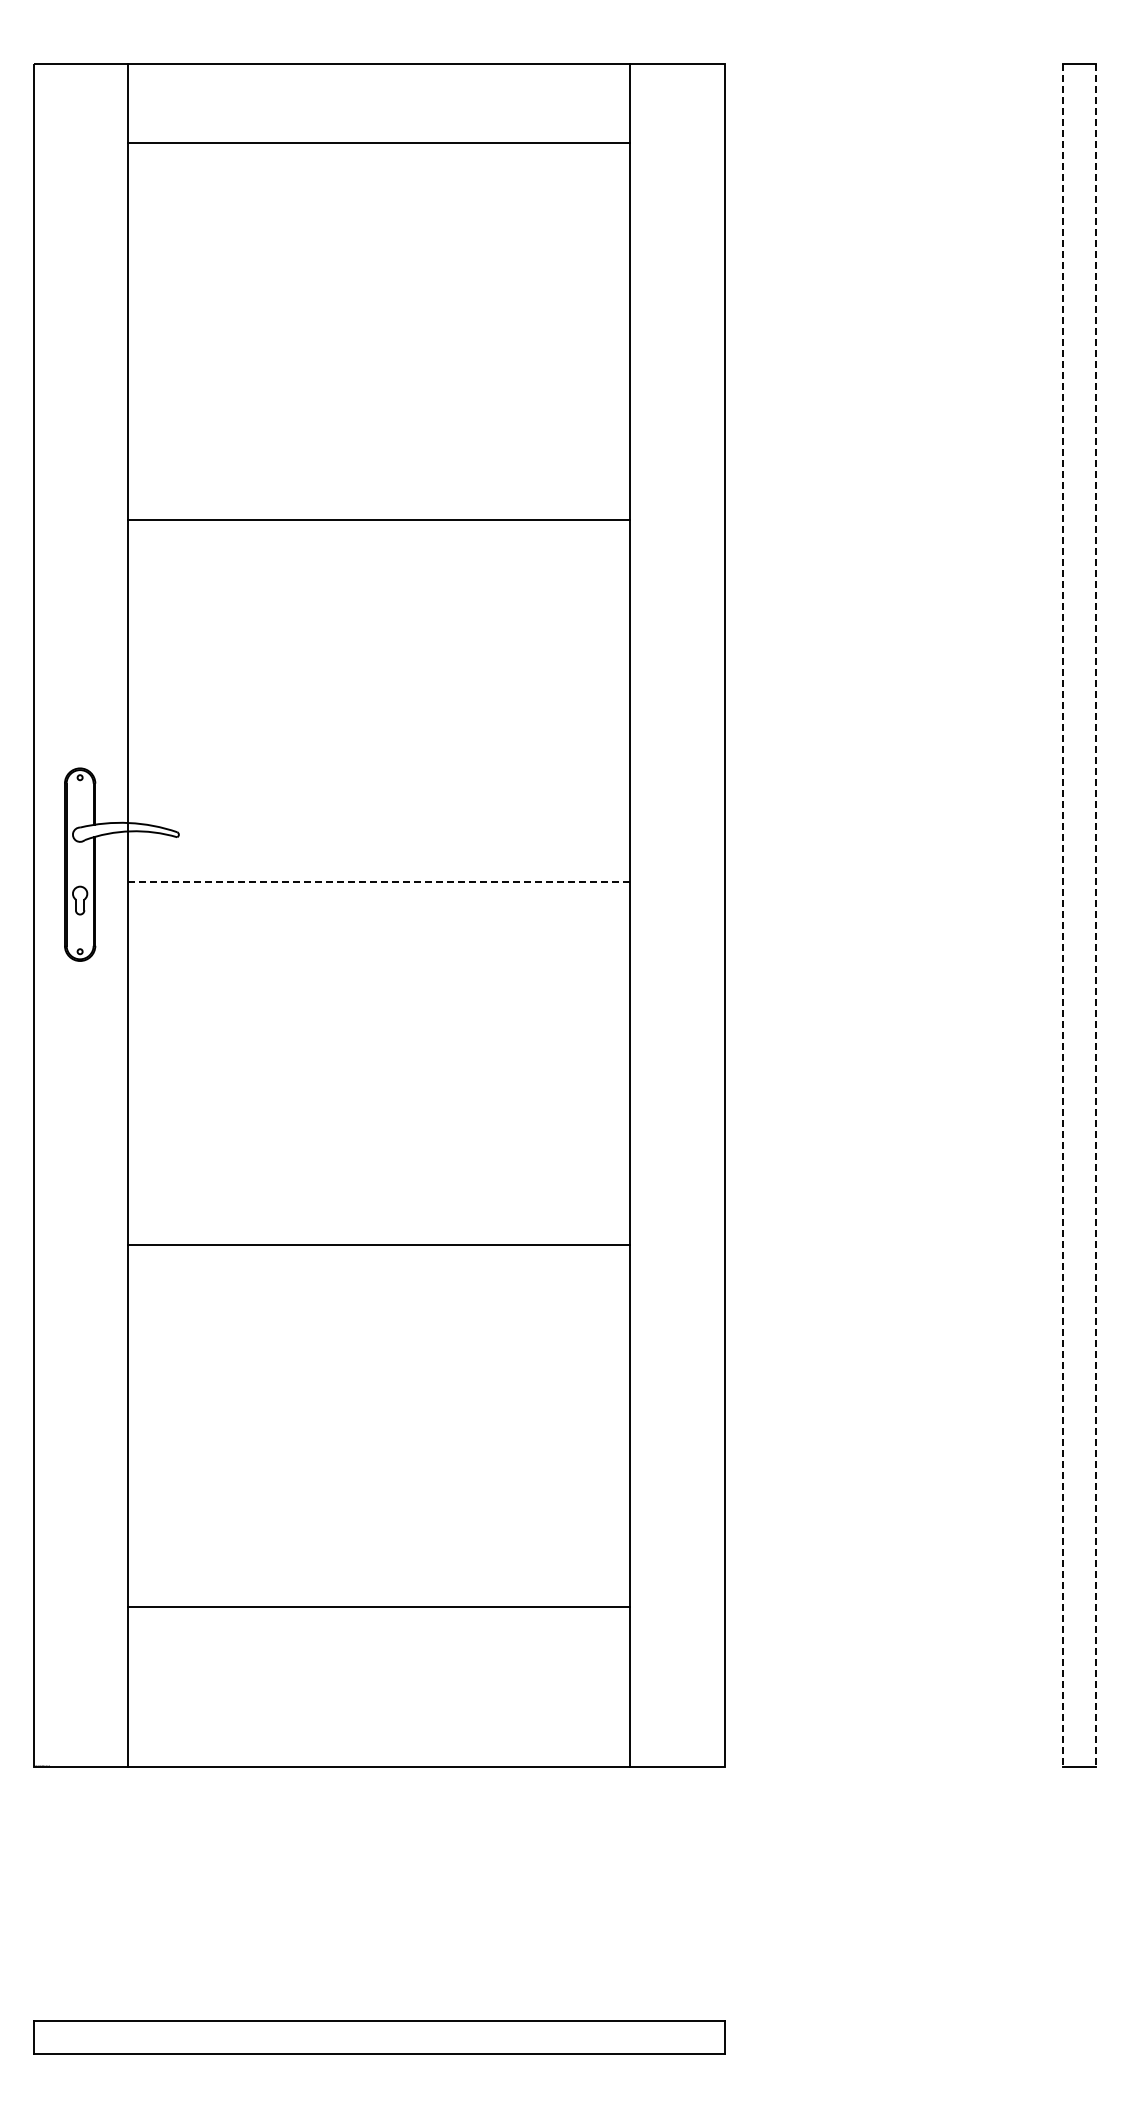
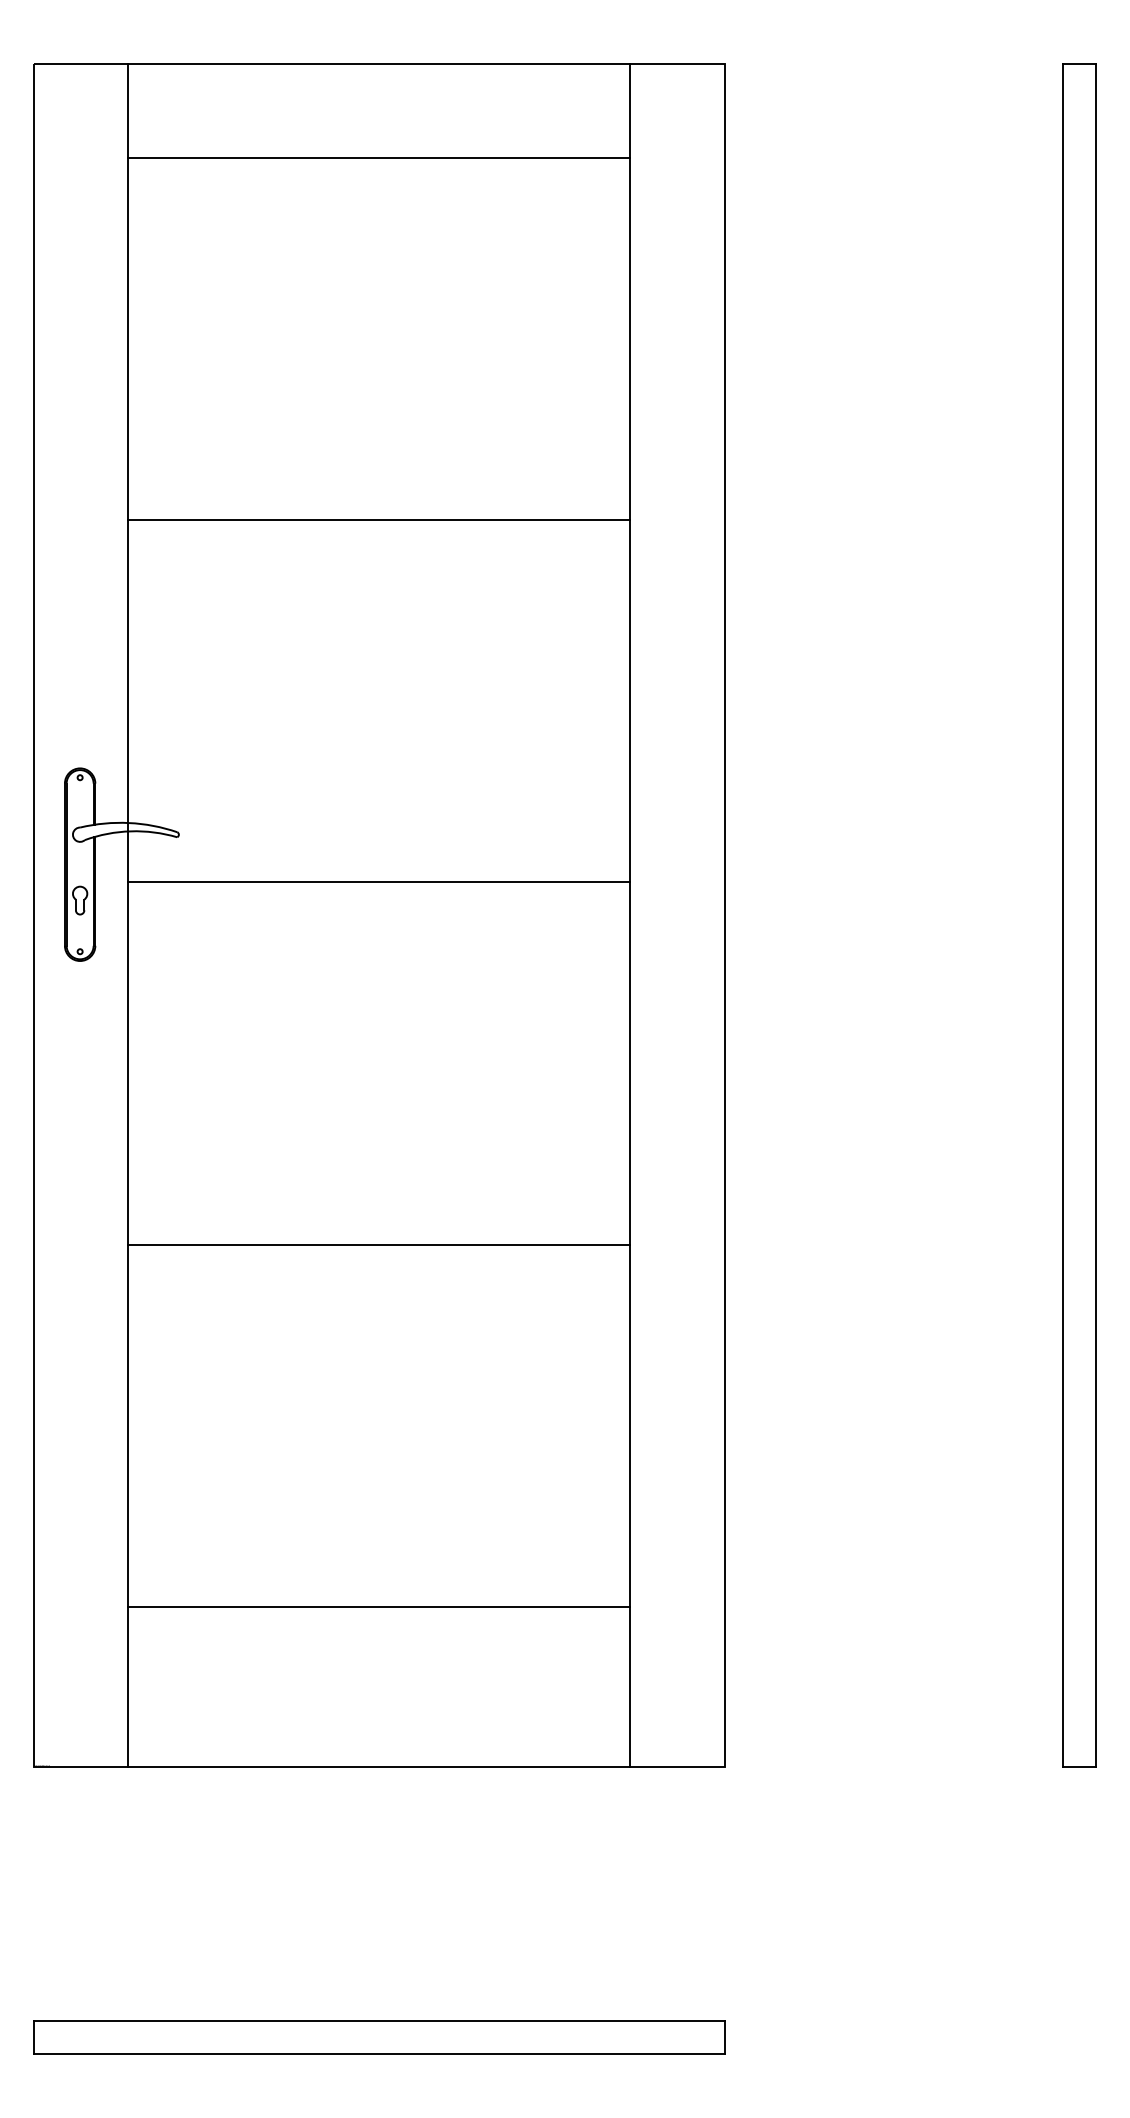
line position: (379, 143) -> (379, 158) (379, 158)
line: dashed -> solid (379, 882)
line: dashed -> solid (1062, 915)
line: dashed -> solid (1096, 915)
